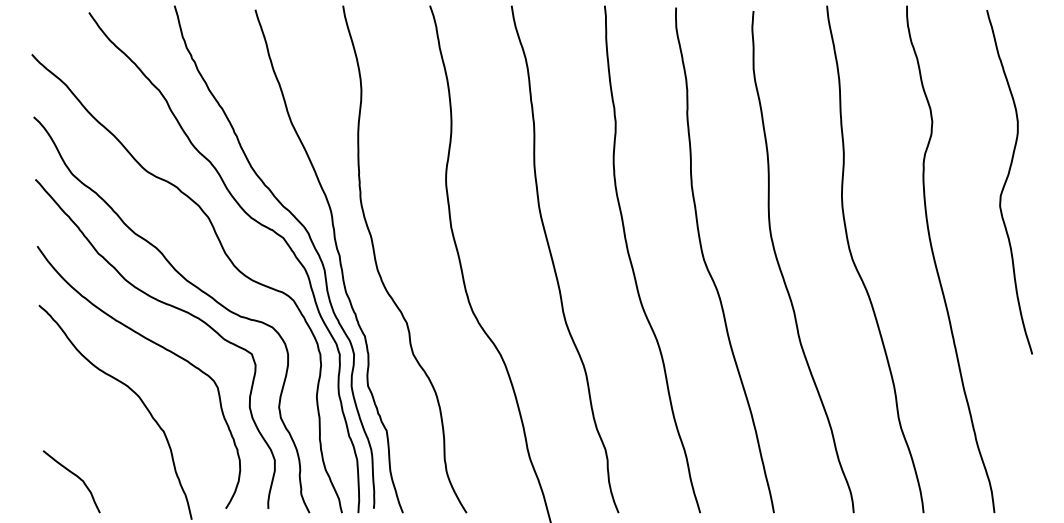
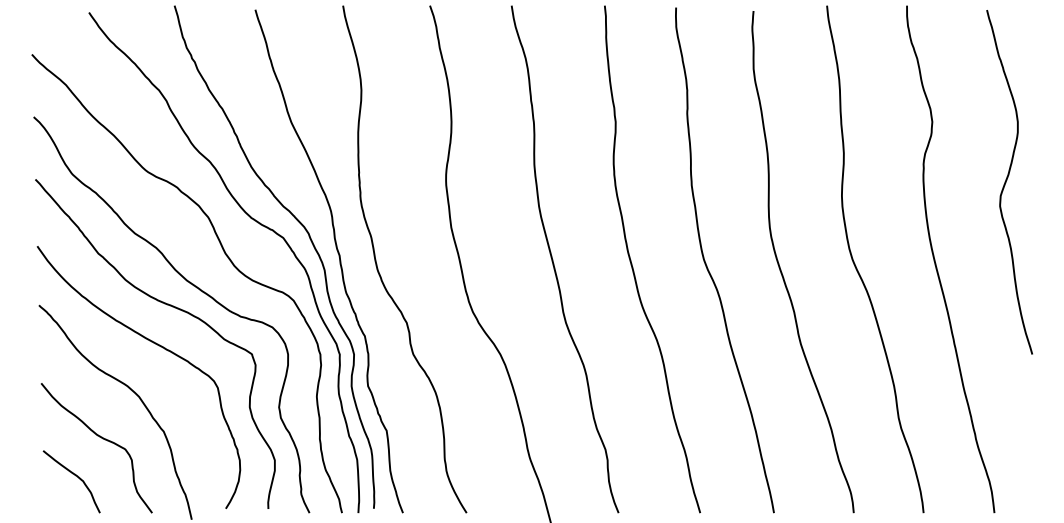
curve: none -> present (102, 439)
